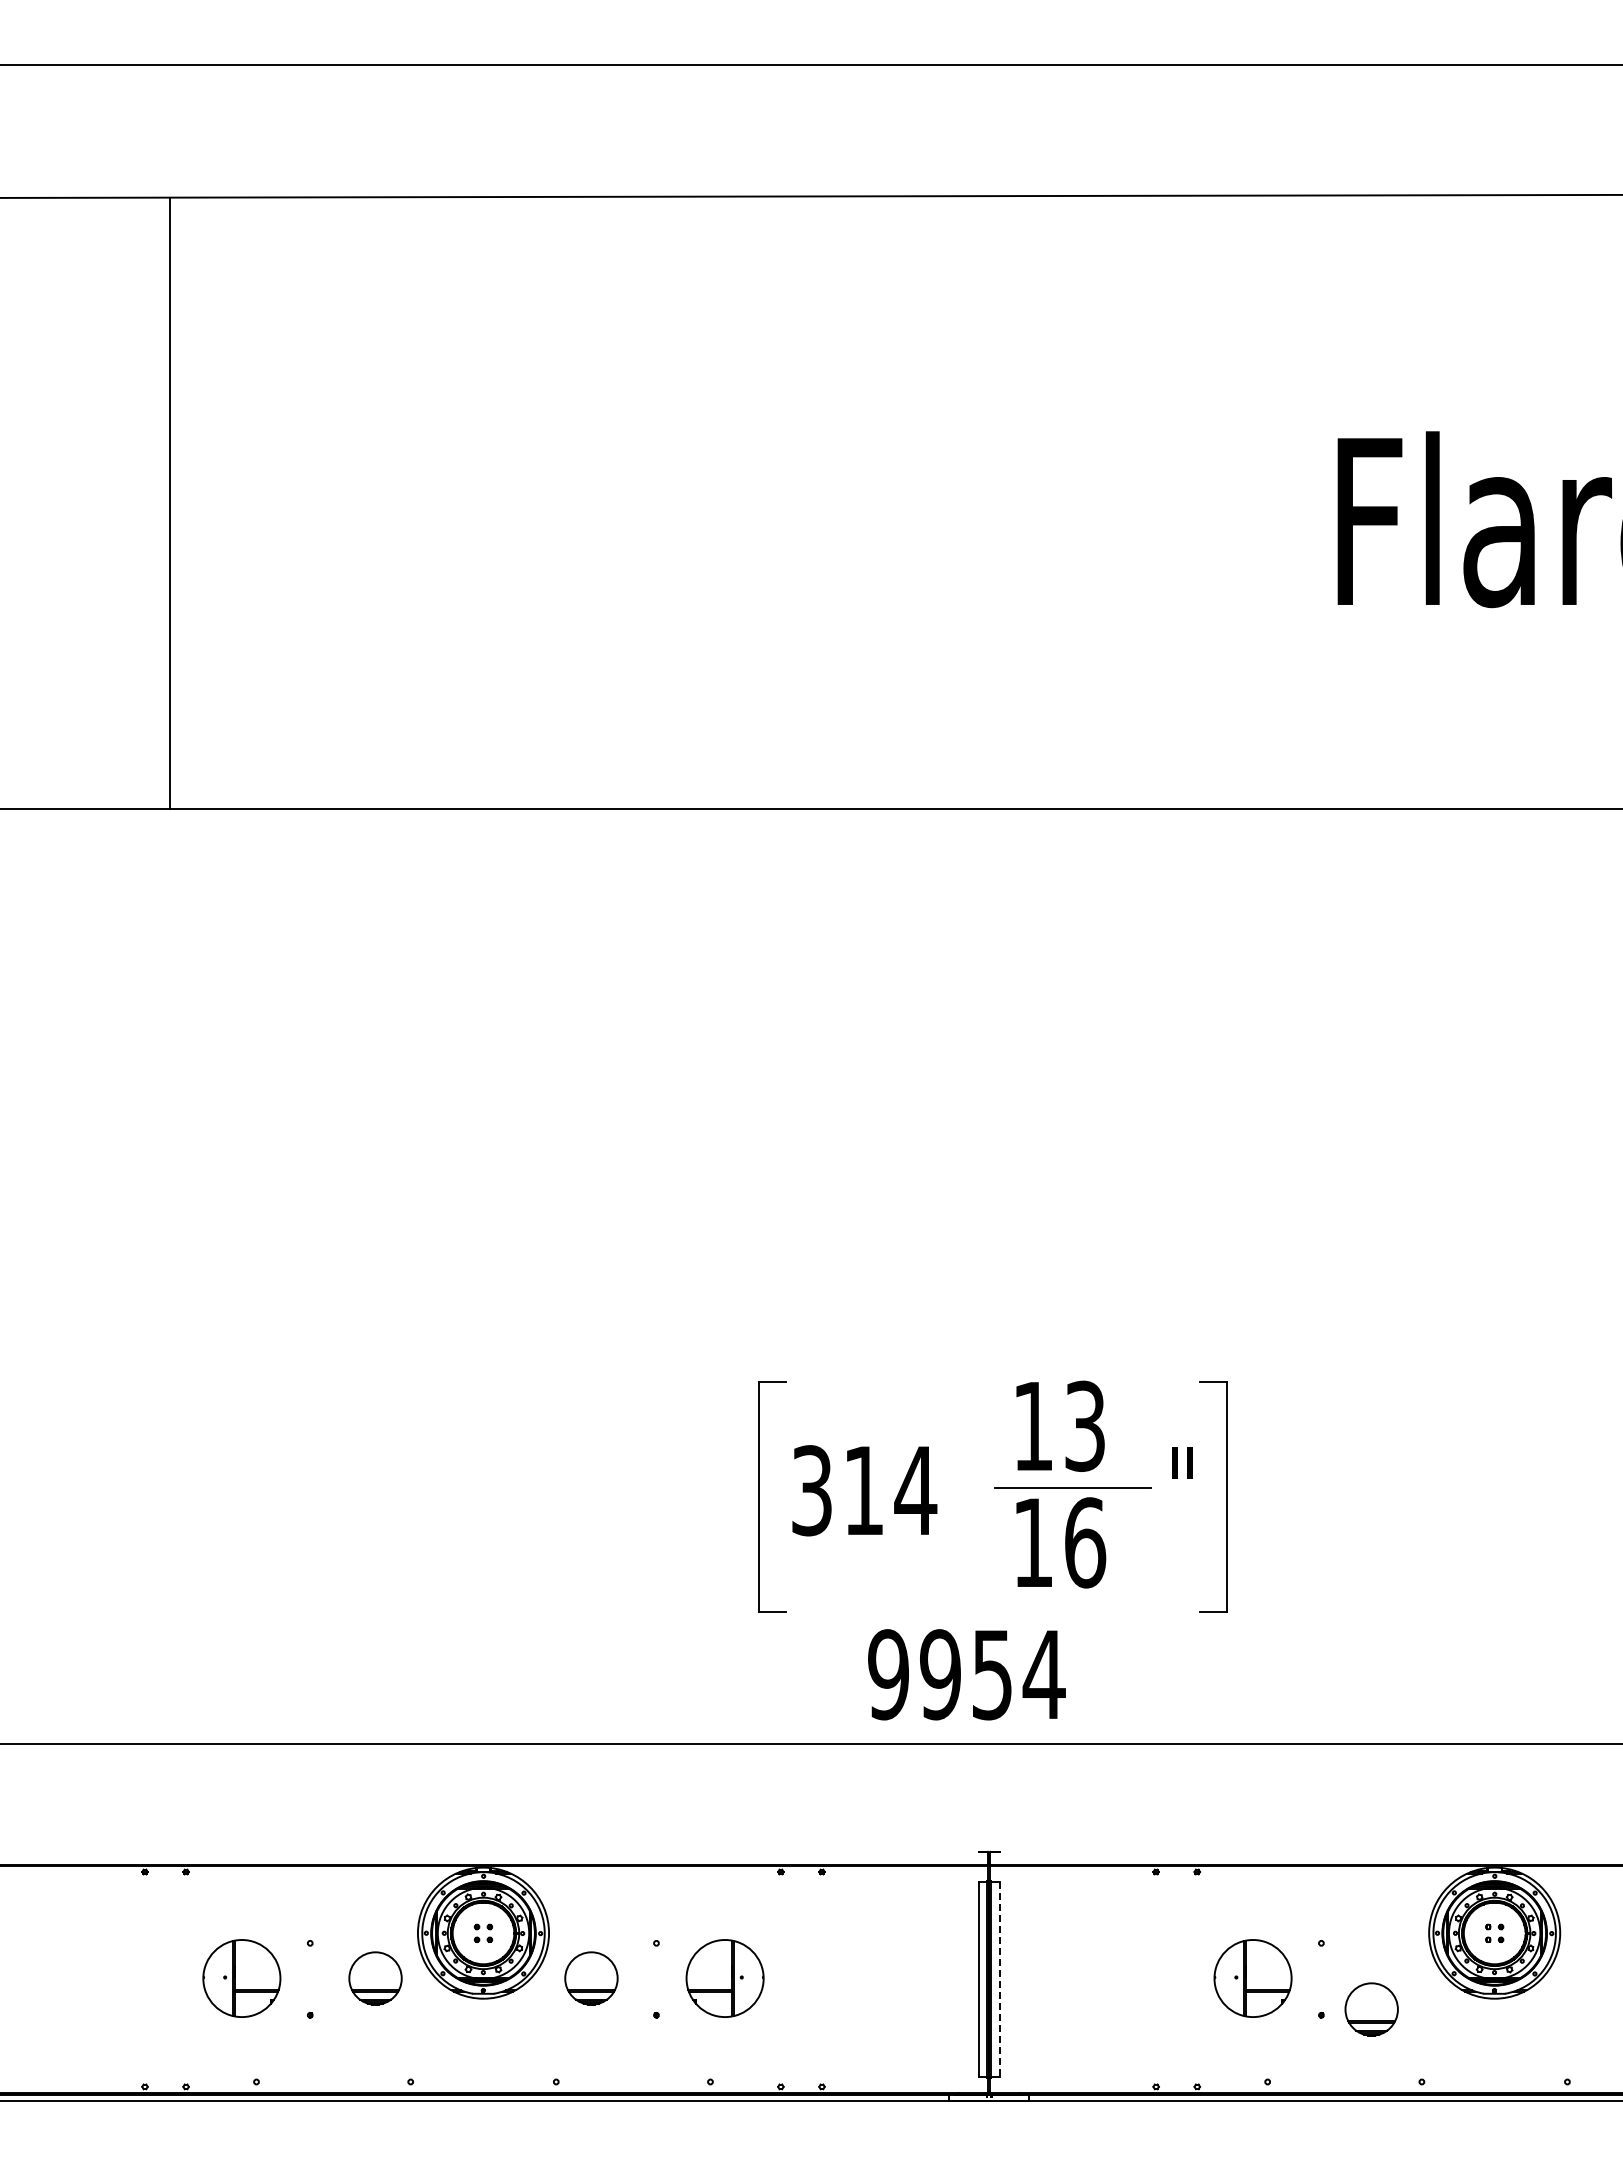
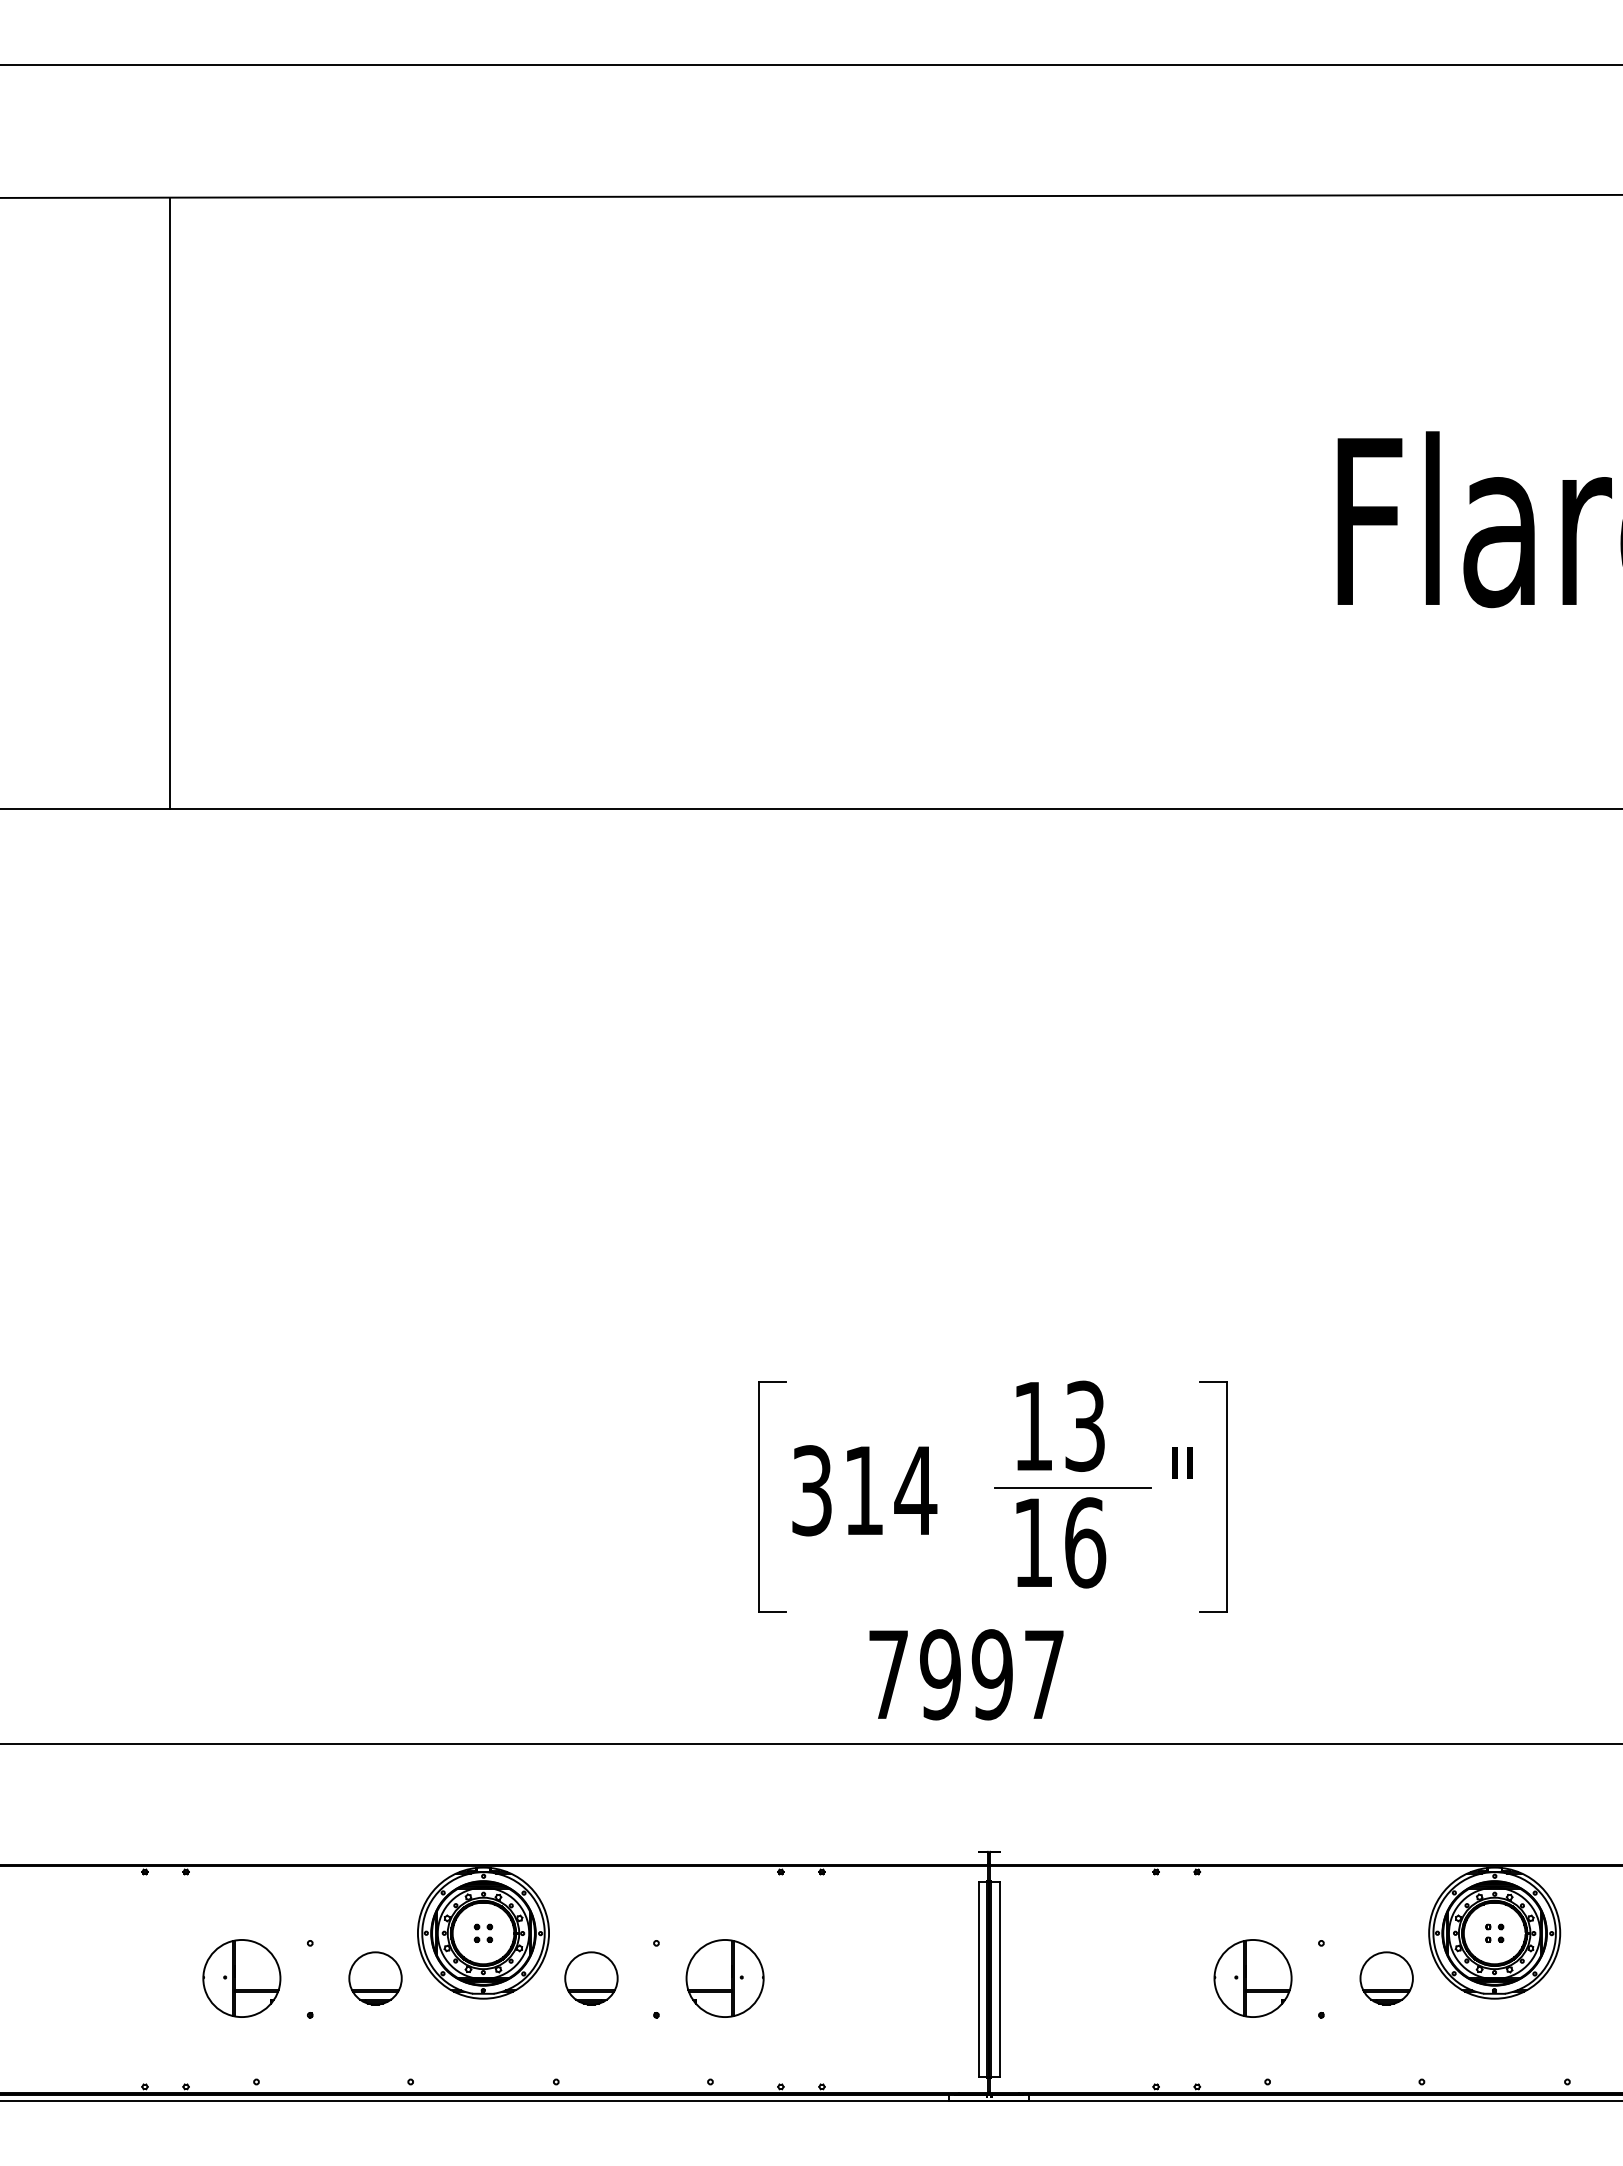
text: 9954 -> 7997 (966, 1674)
line: dashed -> solid (999, 1979)
part position: (1371, 2009) -> (1386, 1978) (1386, 1978)
